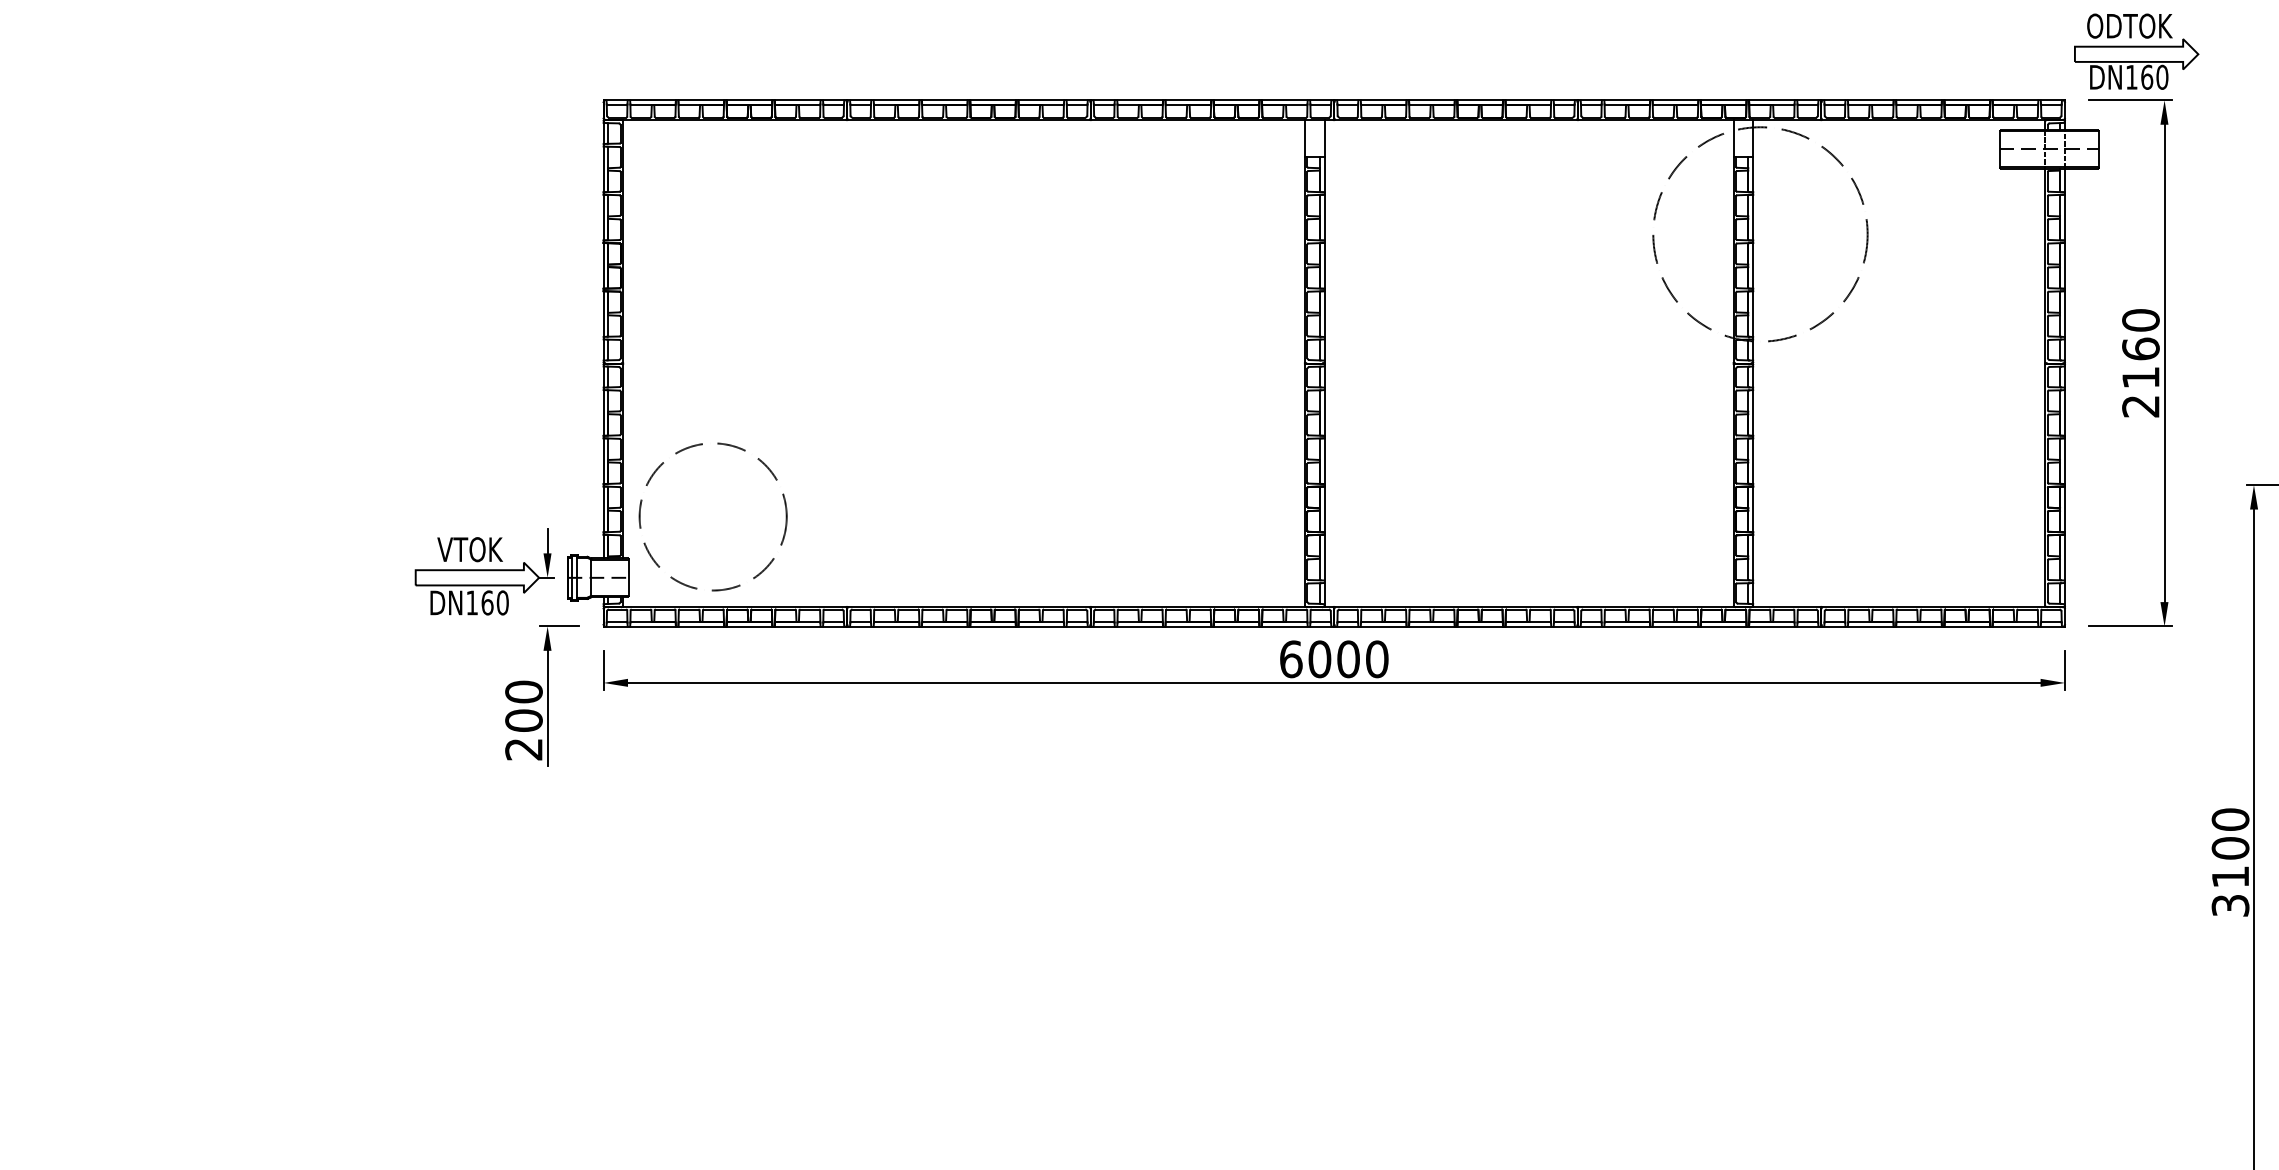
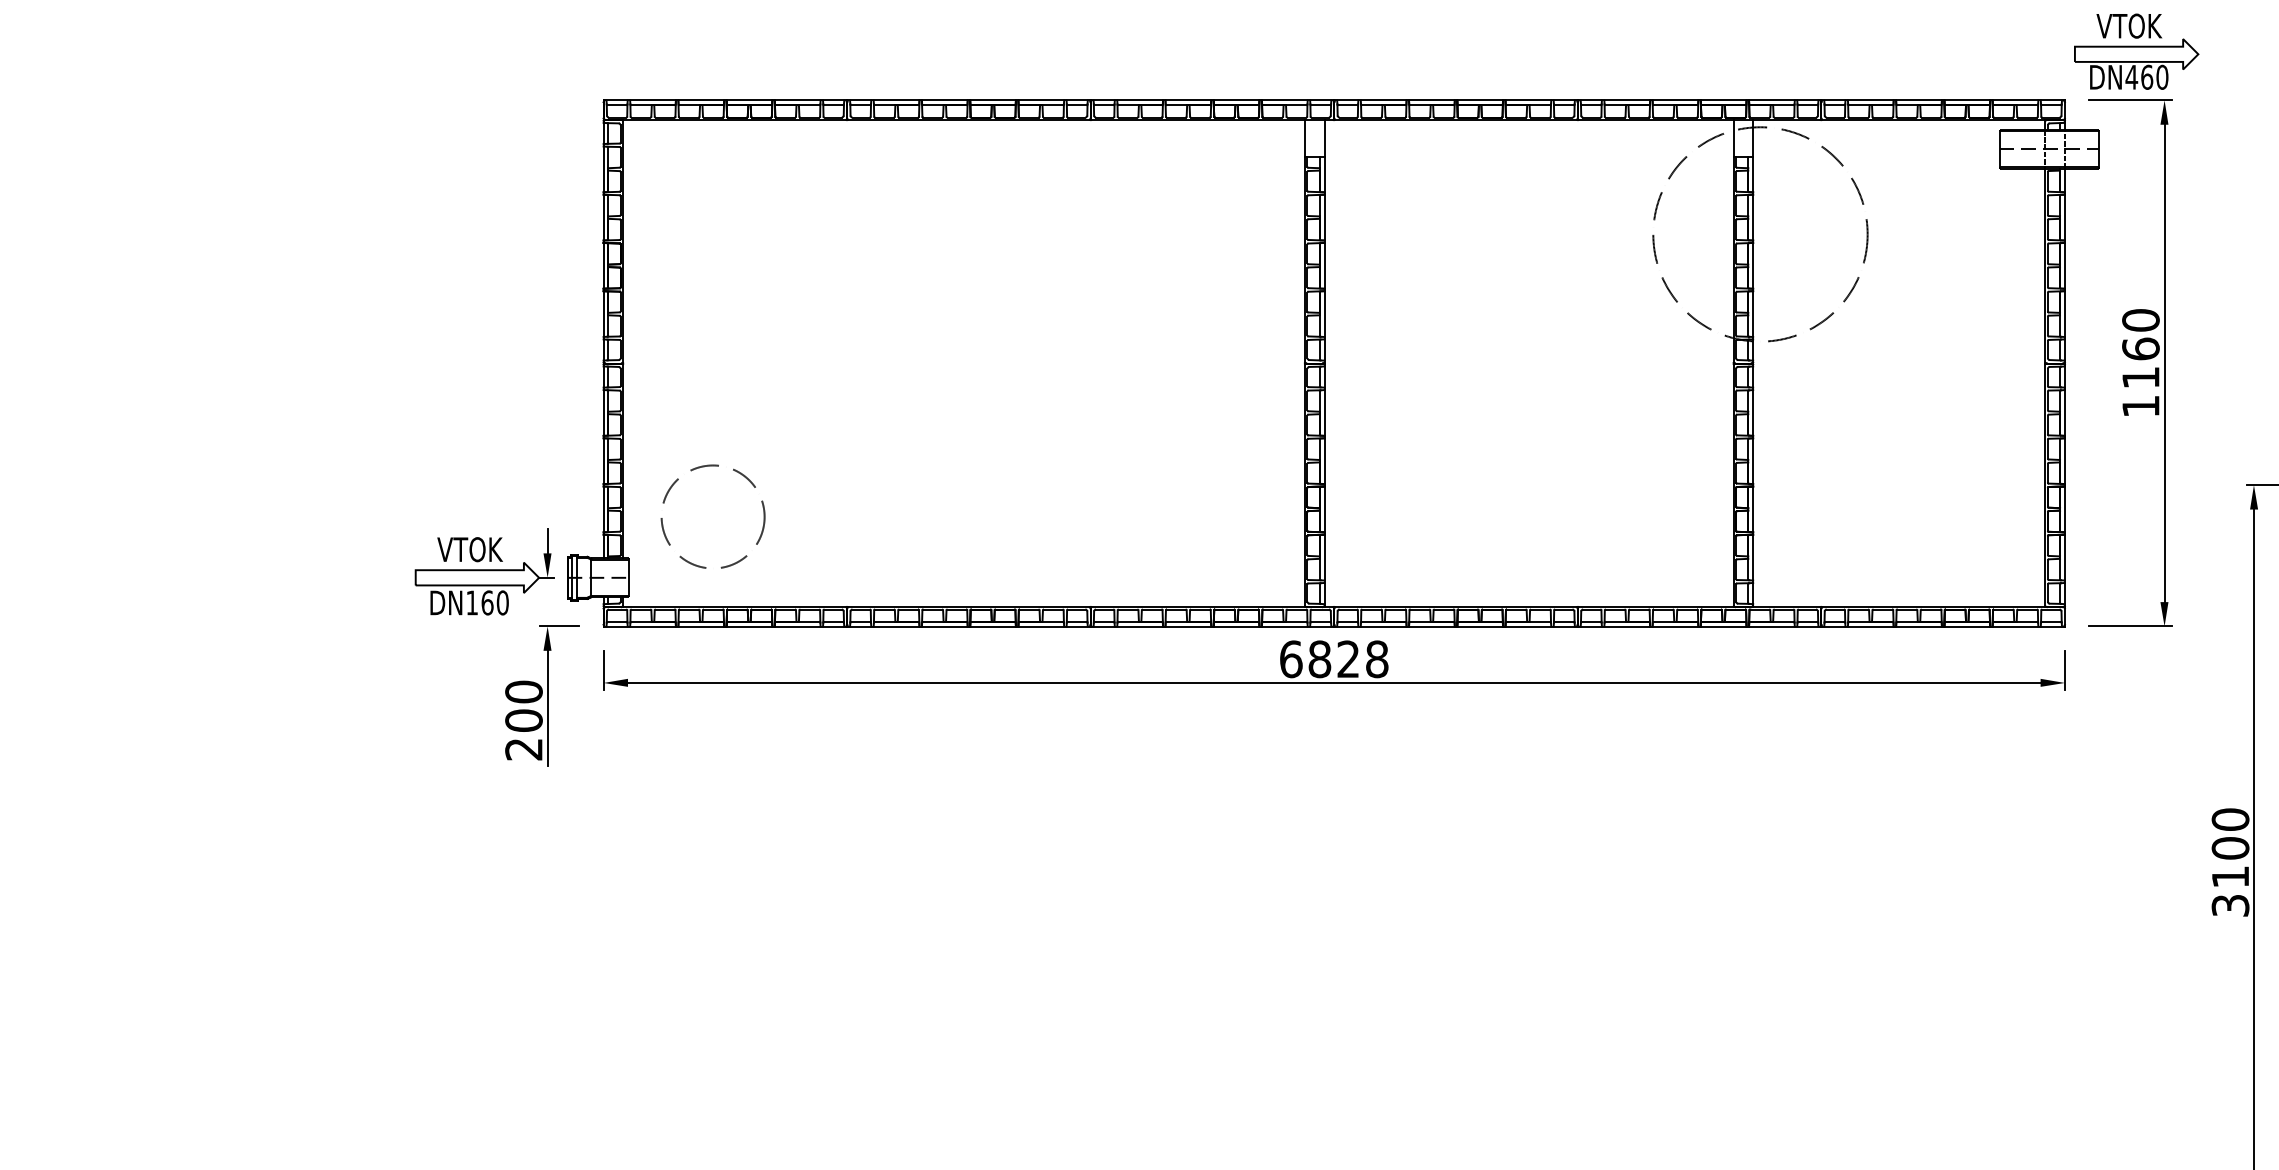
text: ODTOK -> VTOK (2129, 25)
text: DN160 -> DN460 (2131, 77)
text: 2160 -> 1160 (2140, 406)
circle size: 150x150 px -> 106x105 px (712, 516)
text: 6000 -> 6828 (1348, 659)
